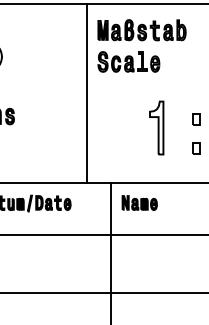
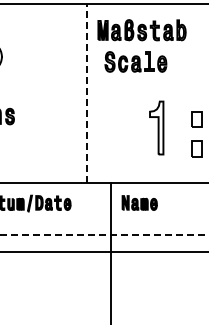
part position: (128, 61) -> (135, 61) (135, 61)
line: solid -> dashed (86, 93)
part size: 9x13 px -> 12x17 px (196, 119)
part size: 9x13 px -> 12x18 px (196, 148)
line: solid -> dashed (104, 235)
line position: (103, 293) -> (103, 252) (103, 252)
